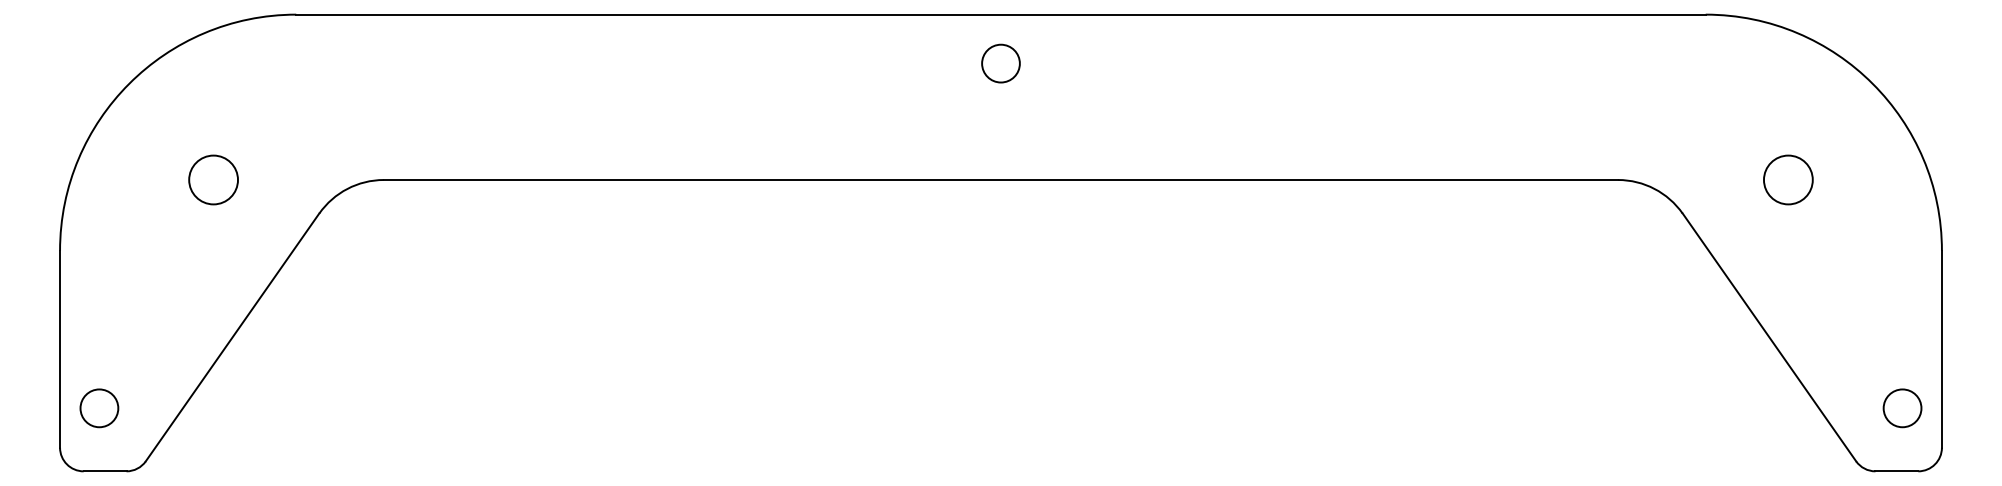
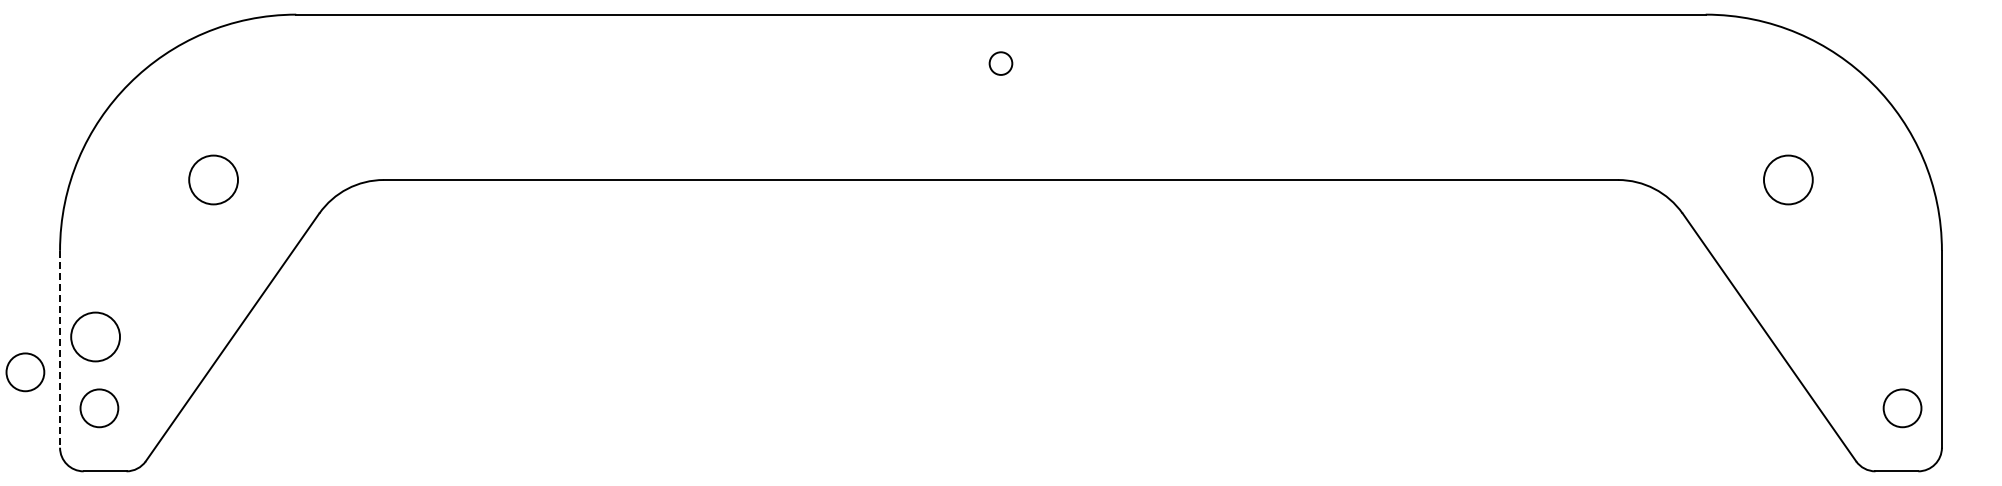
circle diameter: 38 px -> 23 px (1000, 63)
circle: none -> present (95, 336)
line: solid -> dashed (60, 349)
circle: none -> present (25, 372)
